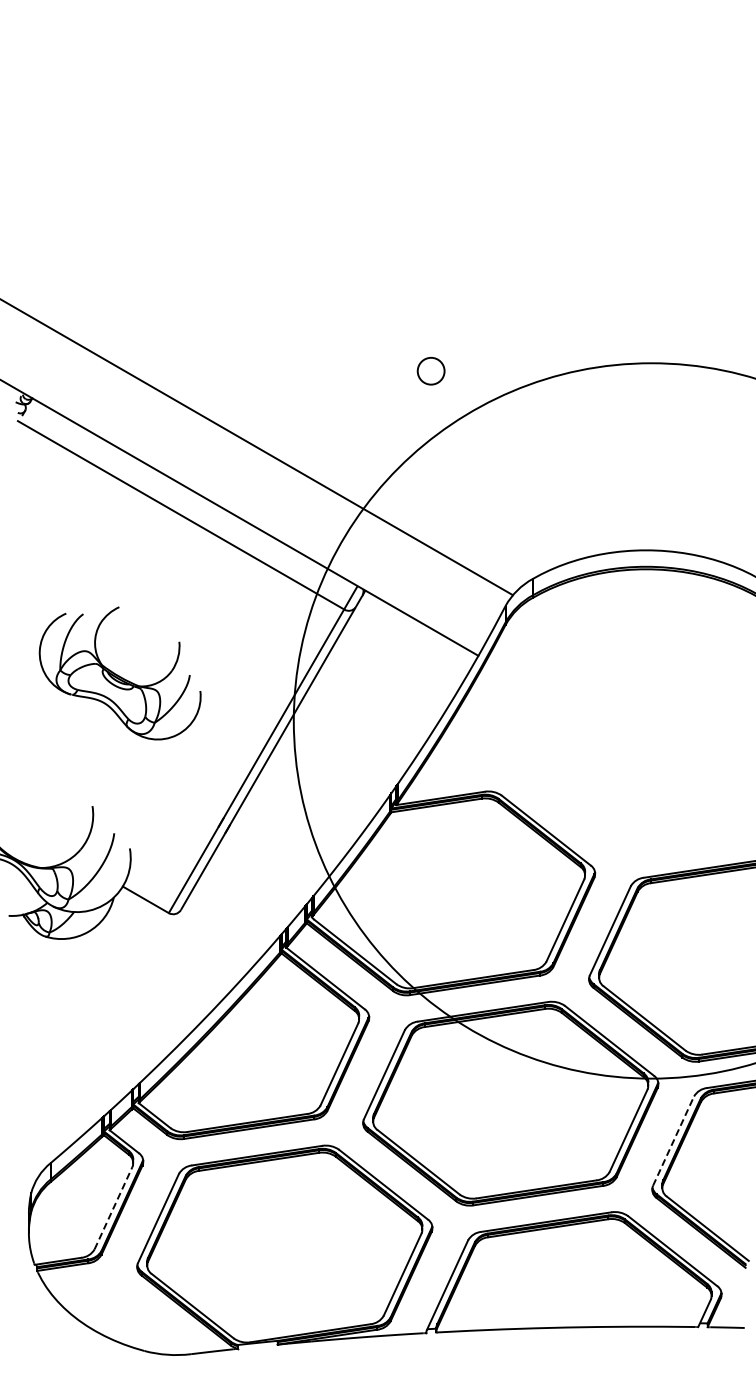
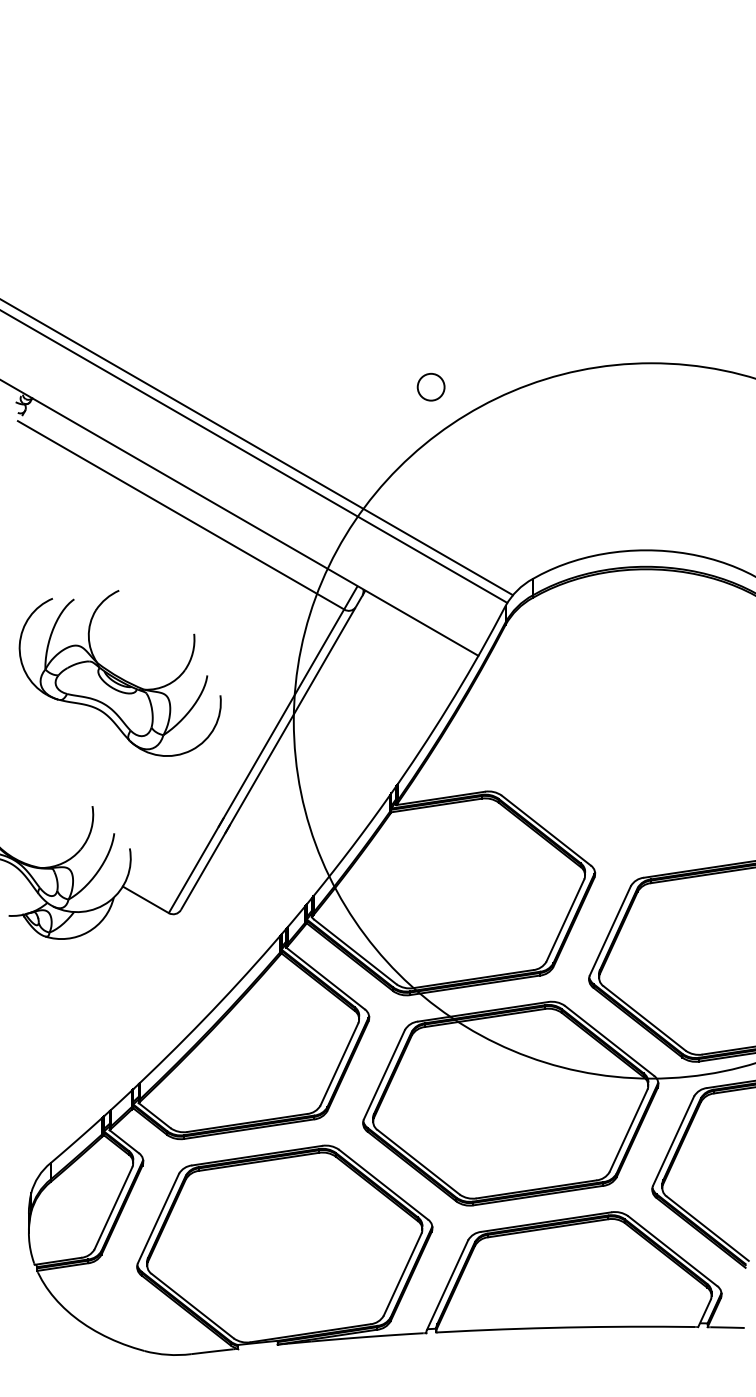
circle position: (430, 370) -> (430, 386) (430, 386)
line: none -> present (254, 456)
part size: 164x135 px -> 204x167 px (119, 673)
line: dashed -> solid (673, 1140)
line: dashed -> solid (113, 1207)
